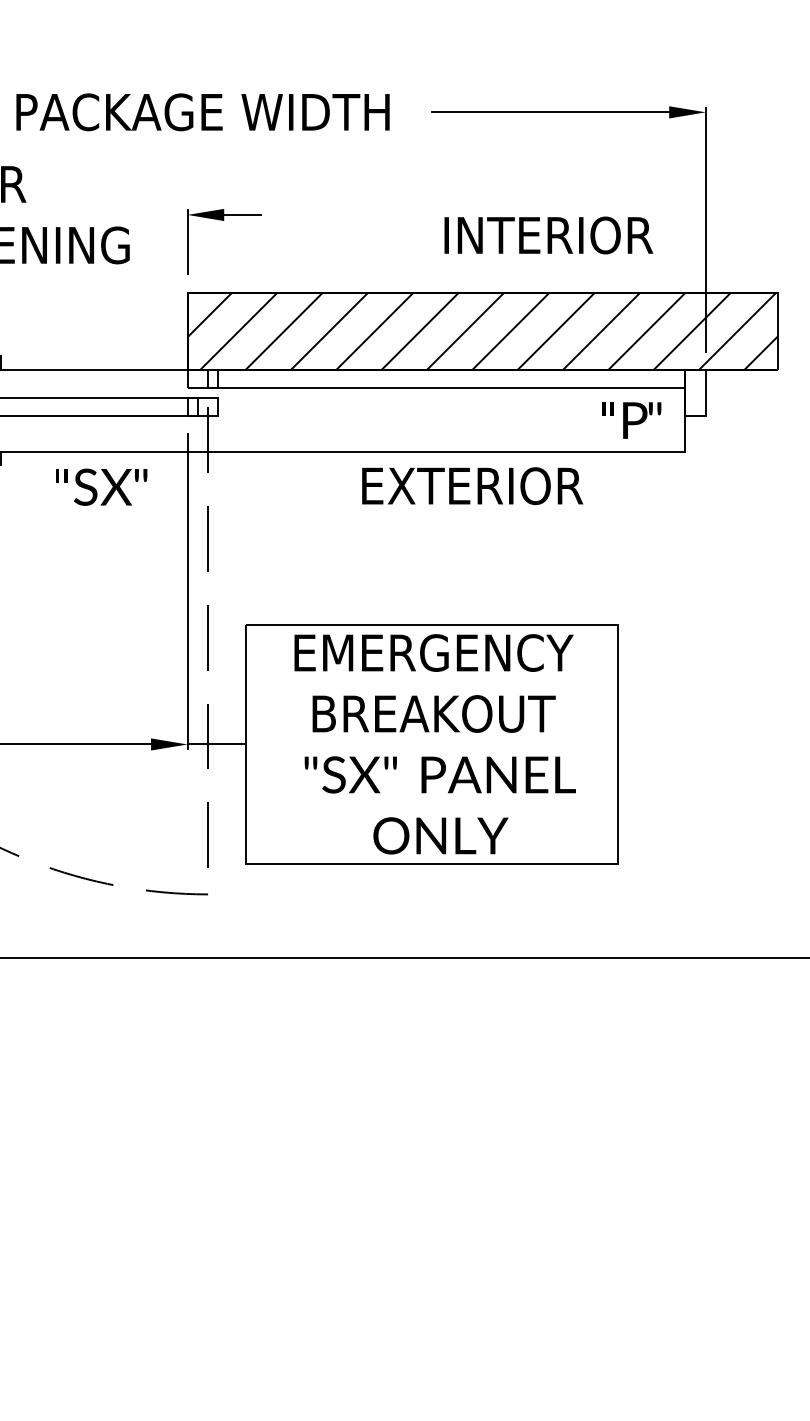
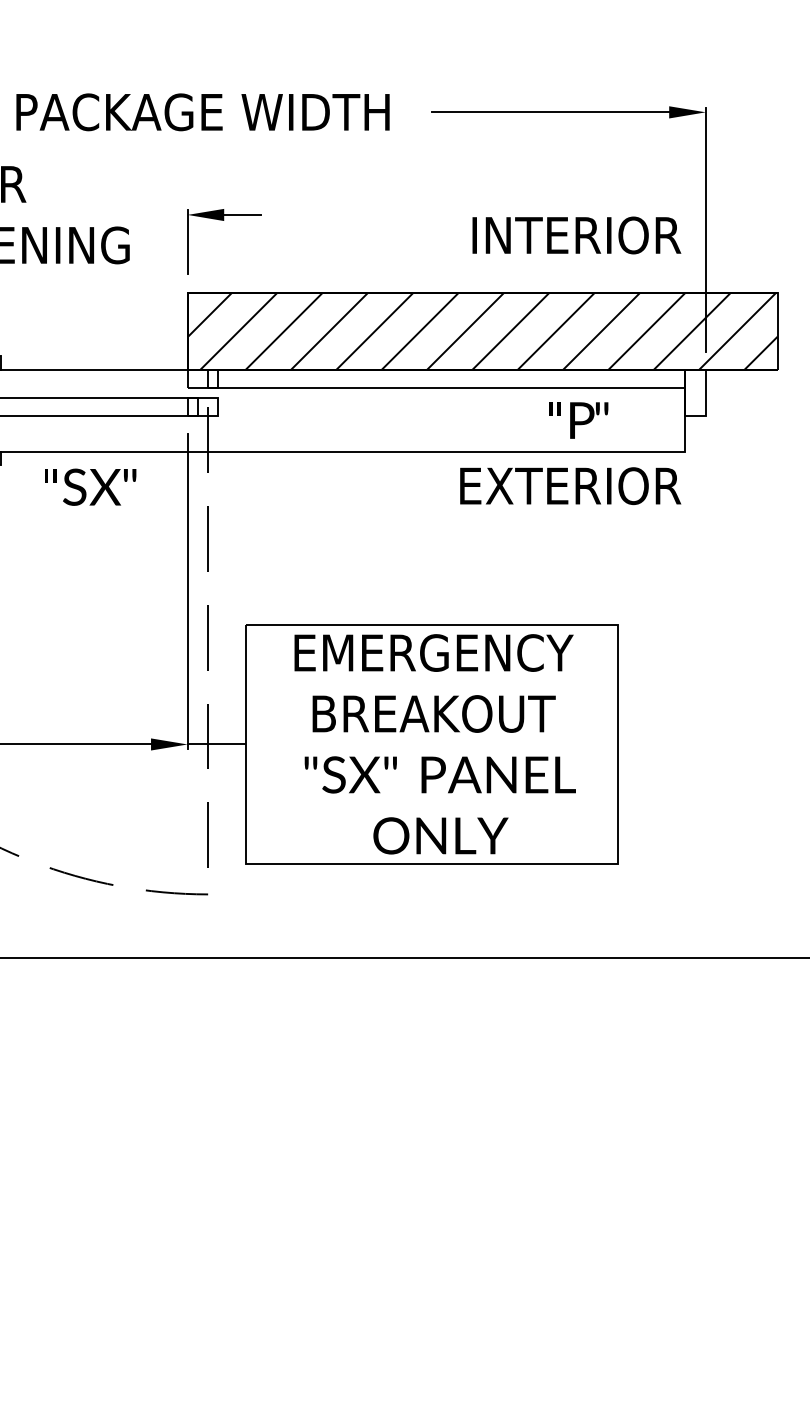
text position: (548, 235) -> (576, 235) (576, 235)
text position: (631, 420) -> (578, 420) (578, 420)
text position: (101, 486) -> (90, 486) (90, 486)
text position: (472, 486) -> (570, 486) (570, 486)
